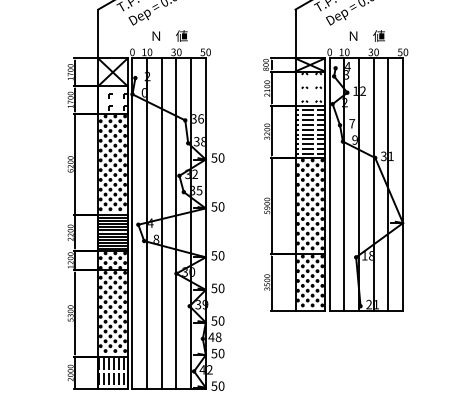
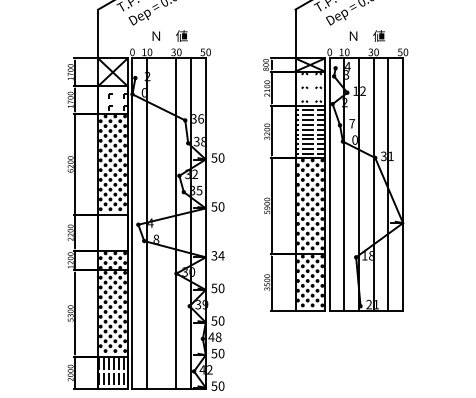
text: 9 -> 0 (354, 139)
line: present -> none (161, 223)
hatch: present -> none (112, 233)
text: 50 -> 34 (218, 255)
